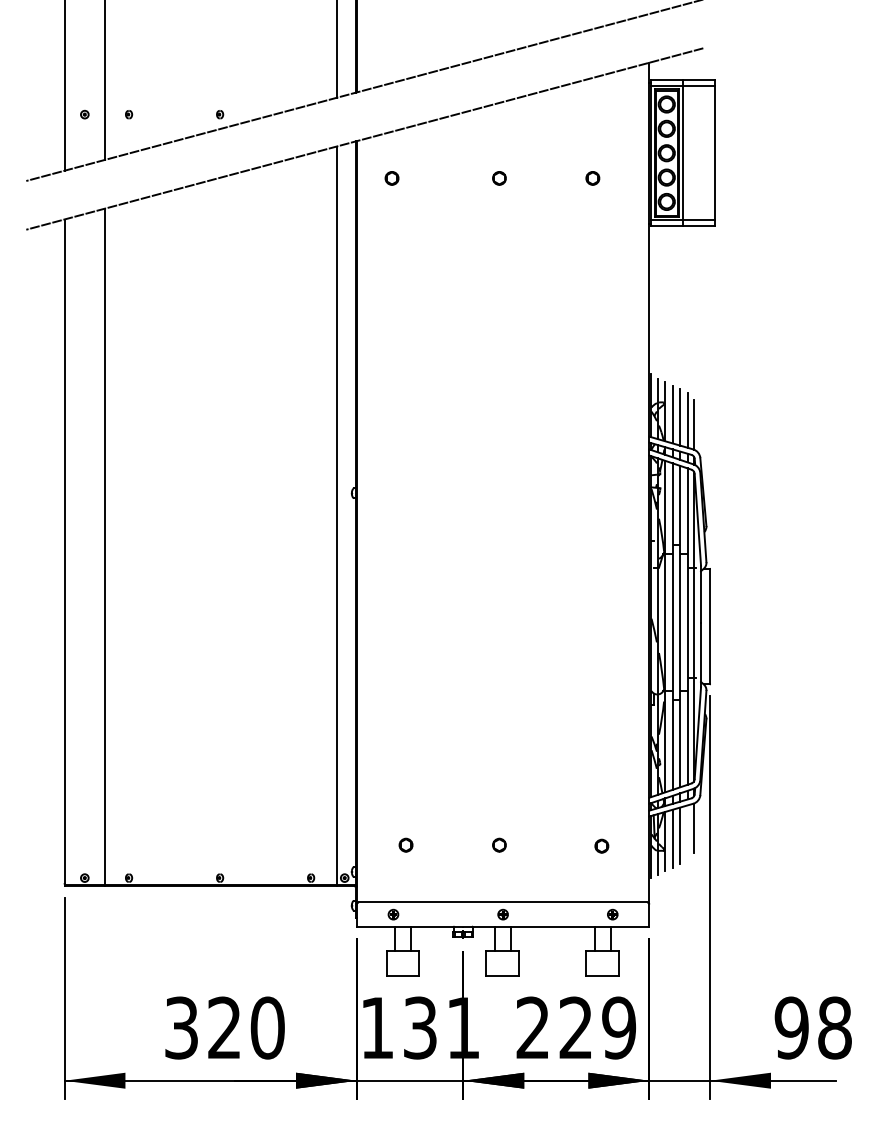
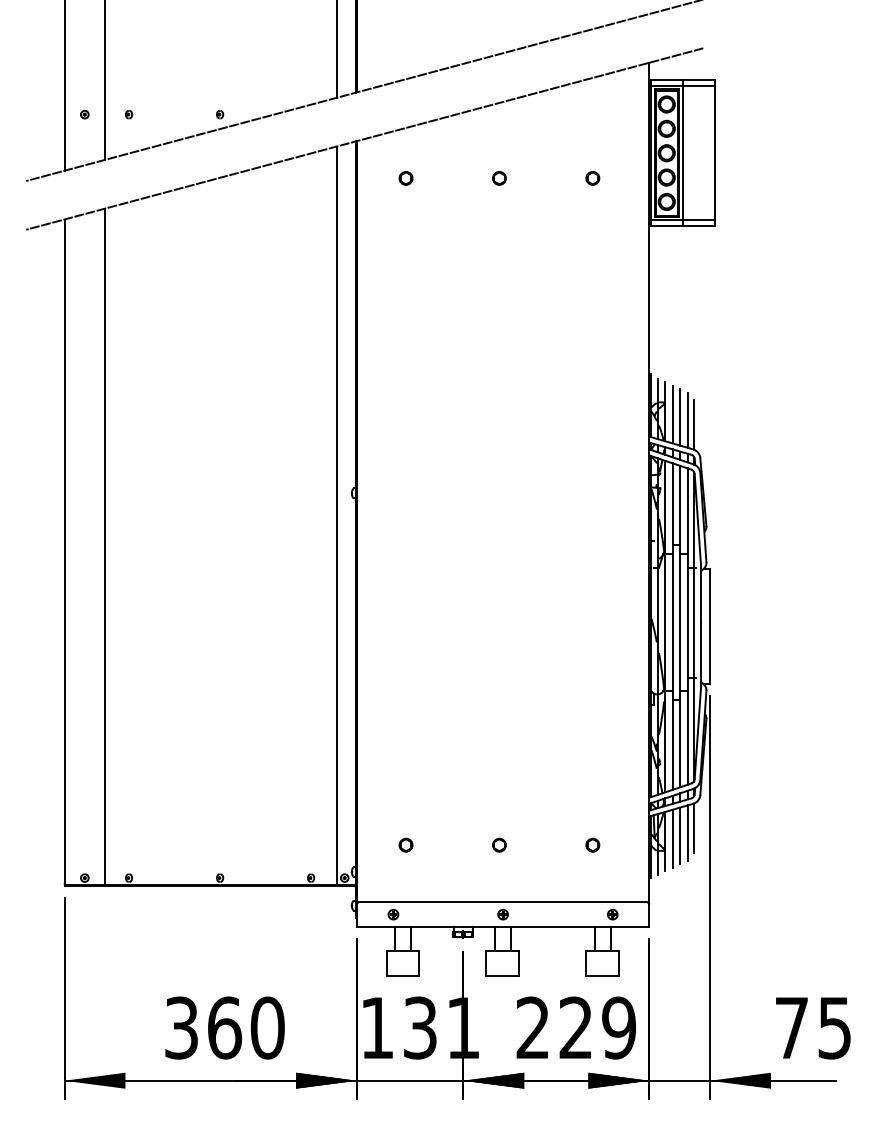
part position: (391, 178) -> (405, 178) (405, 178)
line: none -> present (687, 833)
part position: (601, 845) -> (592, 844) (592, 844)
text: 320 -> 360 (225, 1027)
text: 98 -> 75 (812, 1027)
